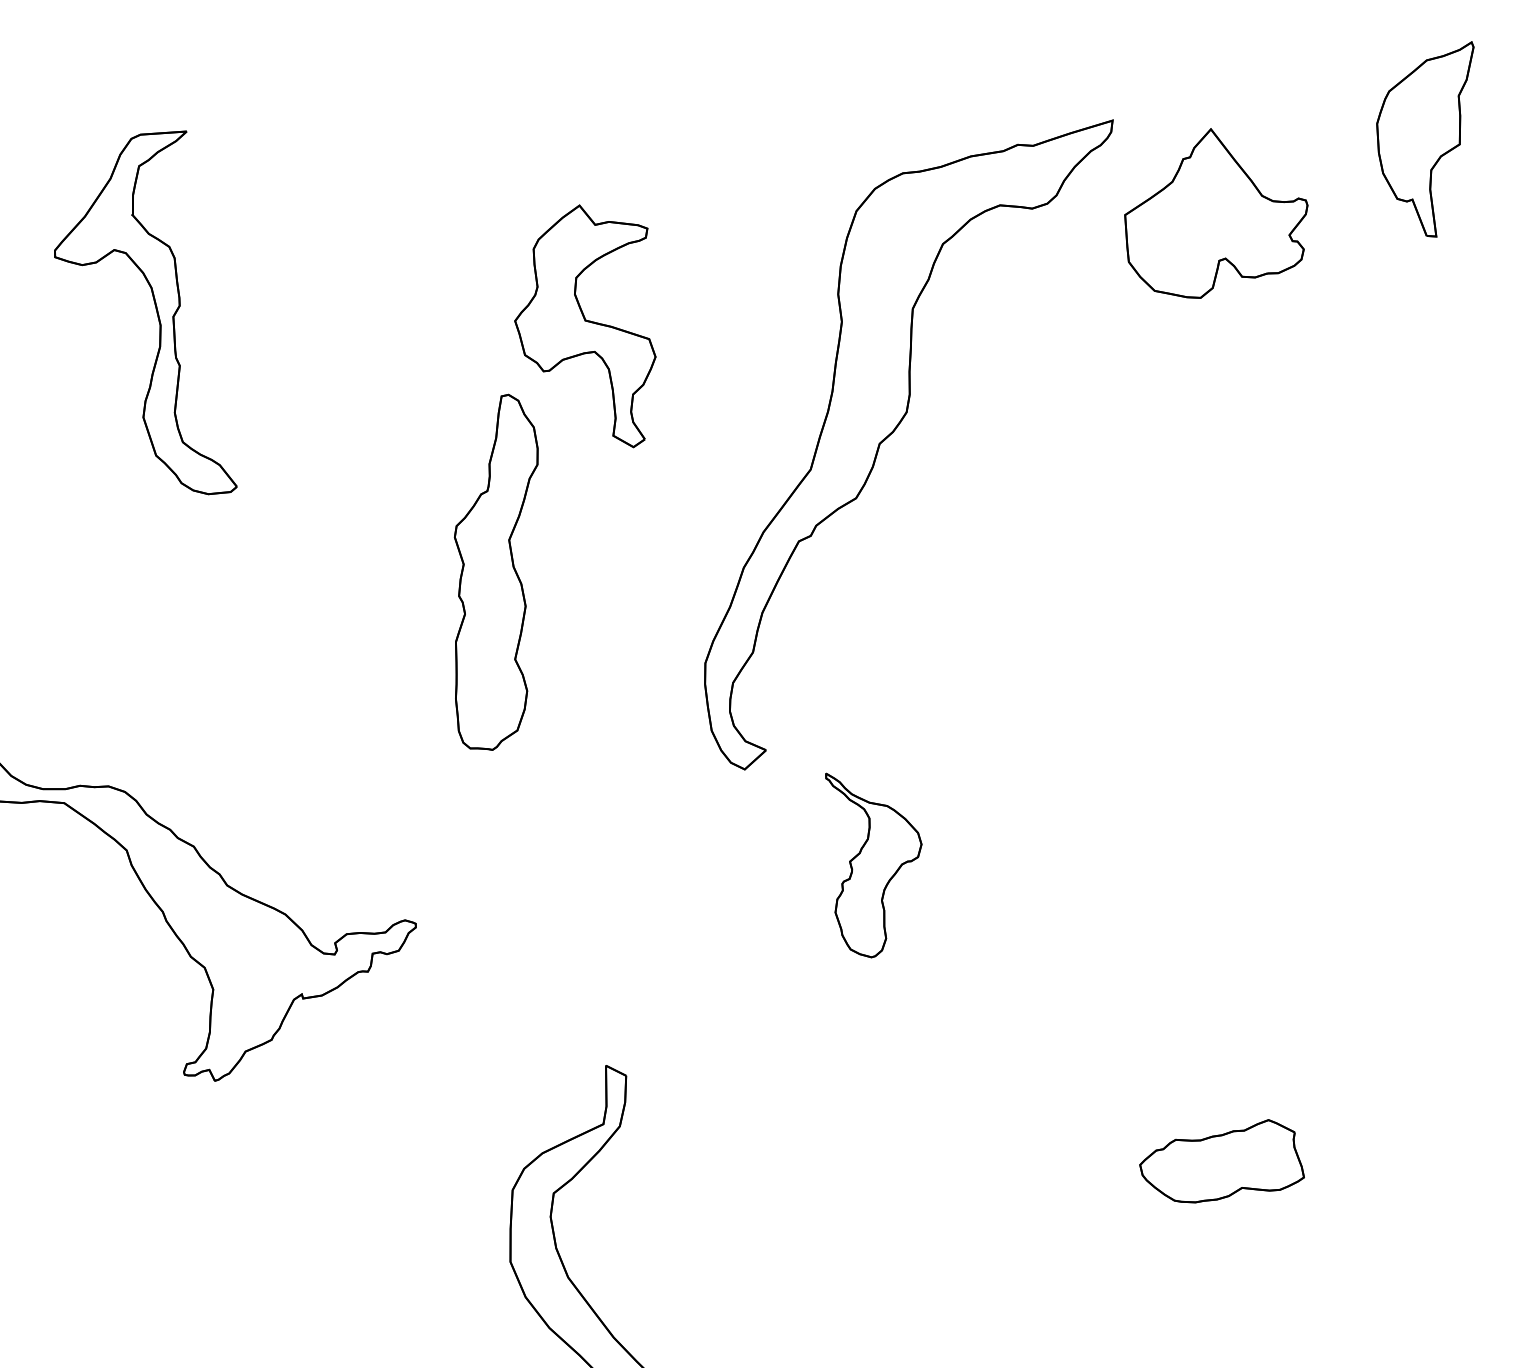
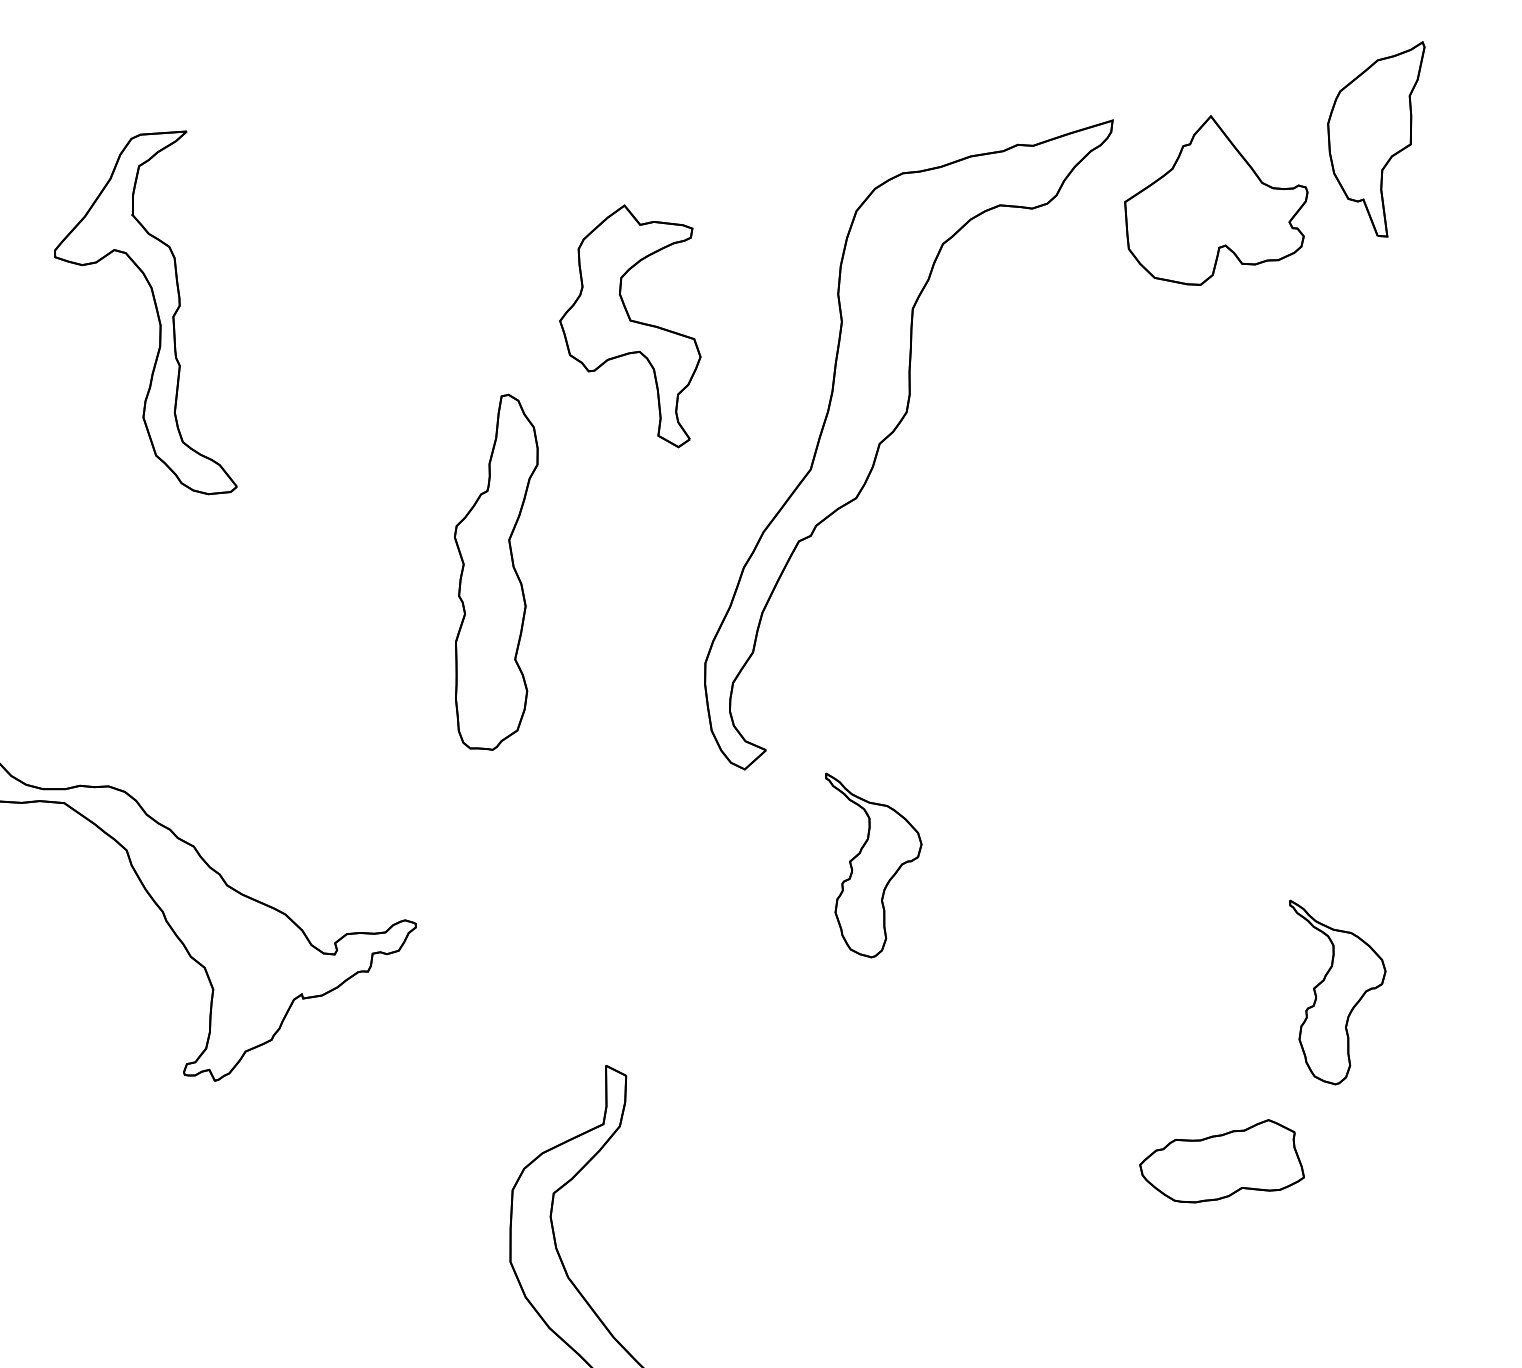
part position: (1425, 139) -> (1376, 139) (1376, 139)
part position: (1216, 213) -> (1216, 200) (1216, 200)
part position: (585, 326) -> (630, 326) (630, 326)
part: none -> present (1337, 992)
